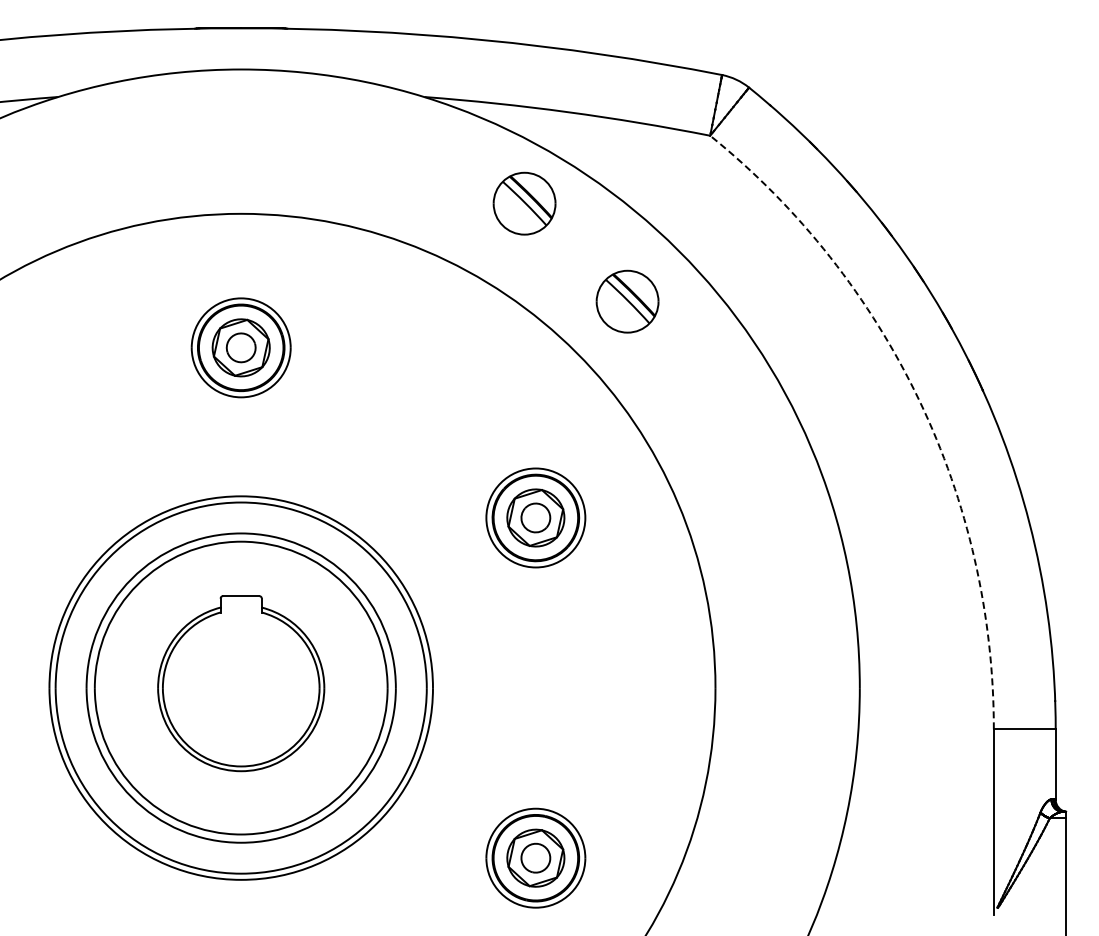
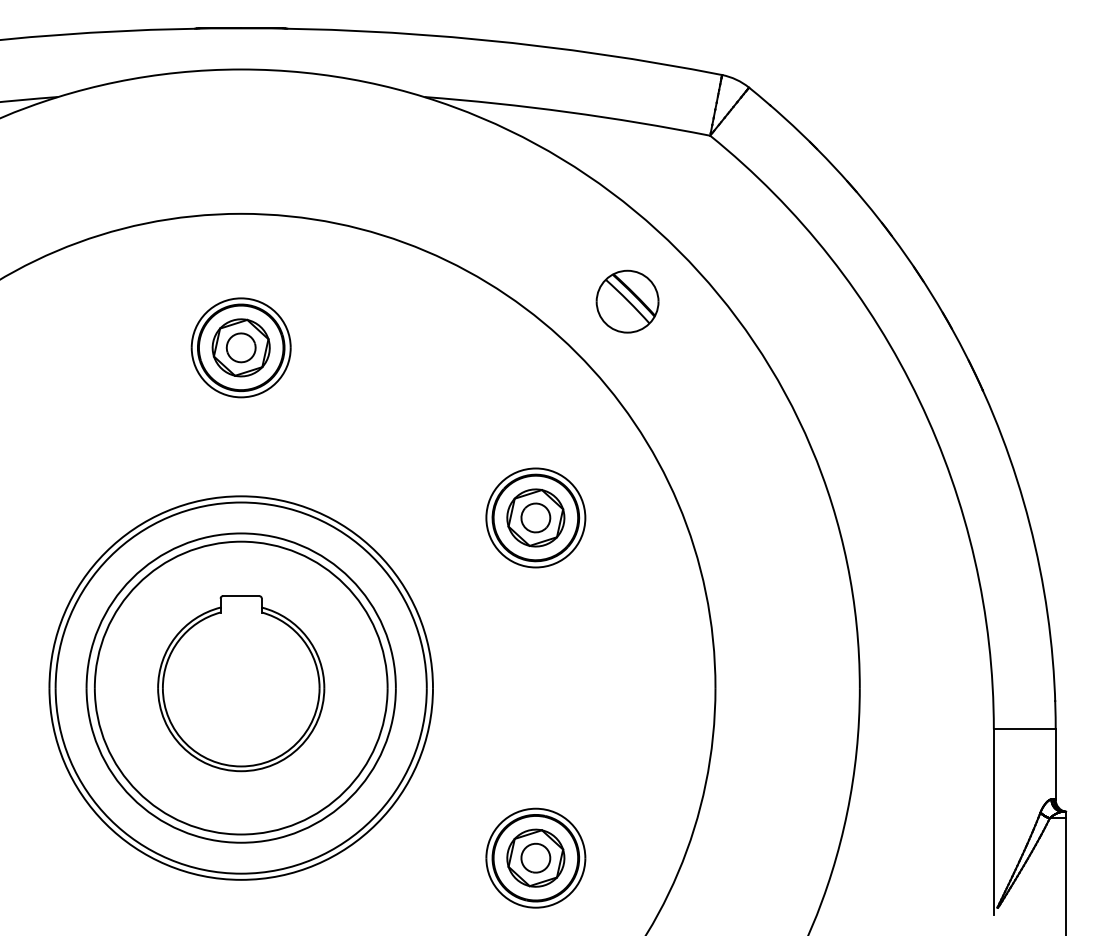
part: present -> none (524, 203)
arc: dashed -> solid (919, 400)
